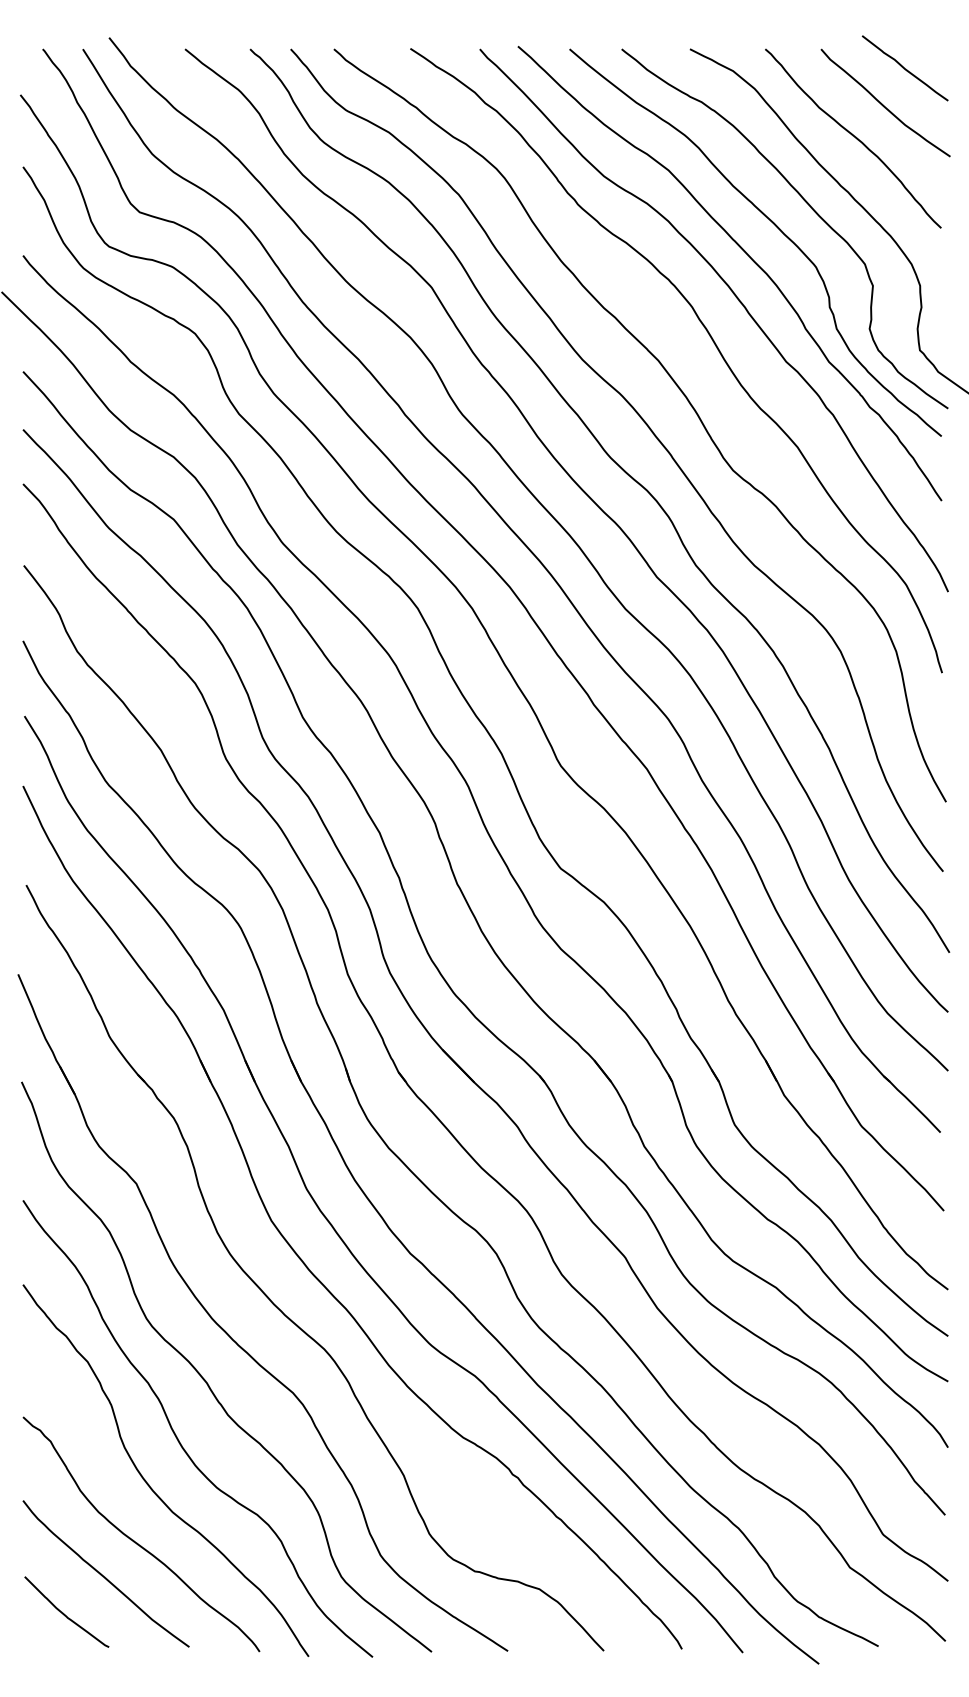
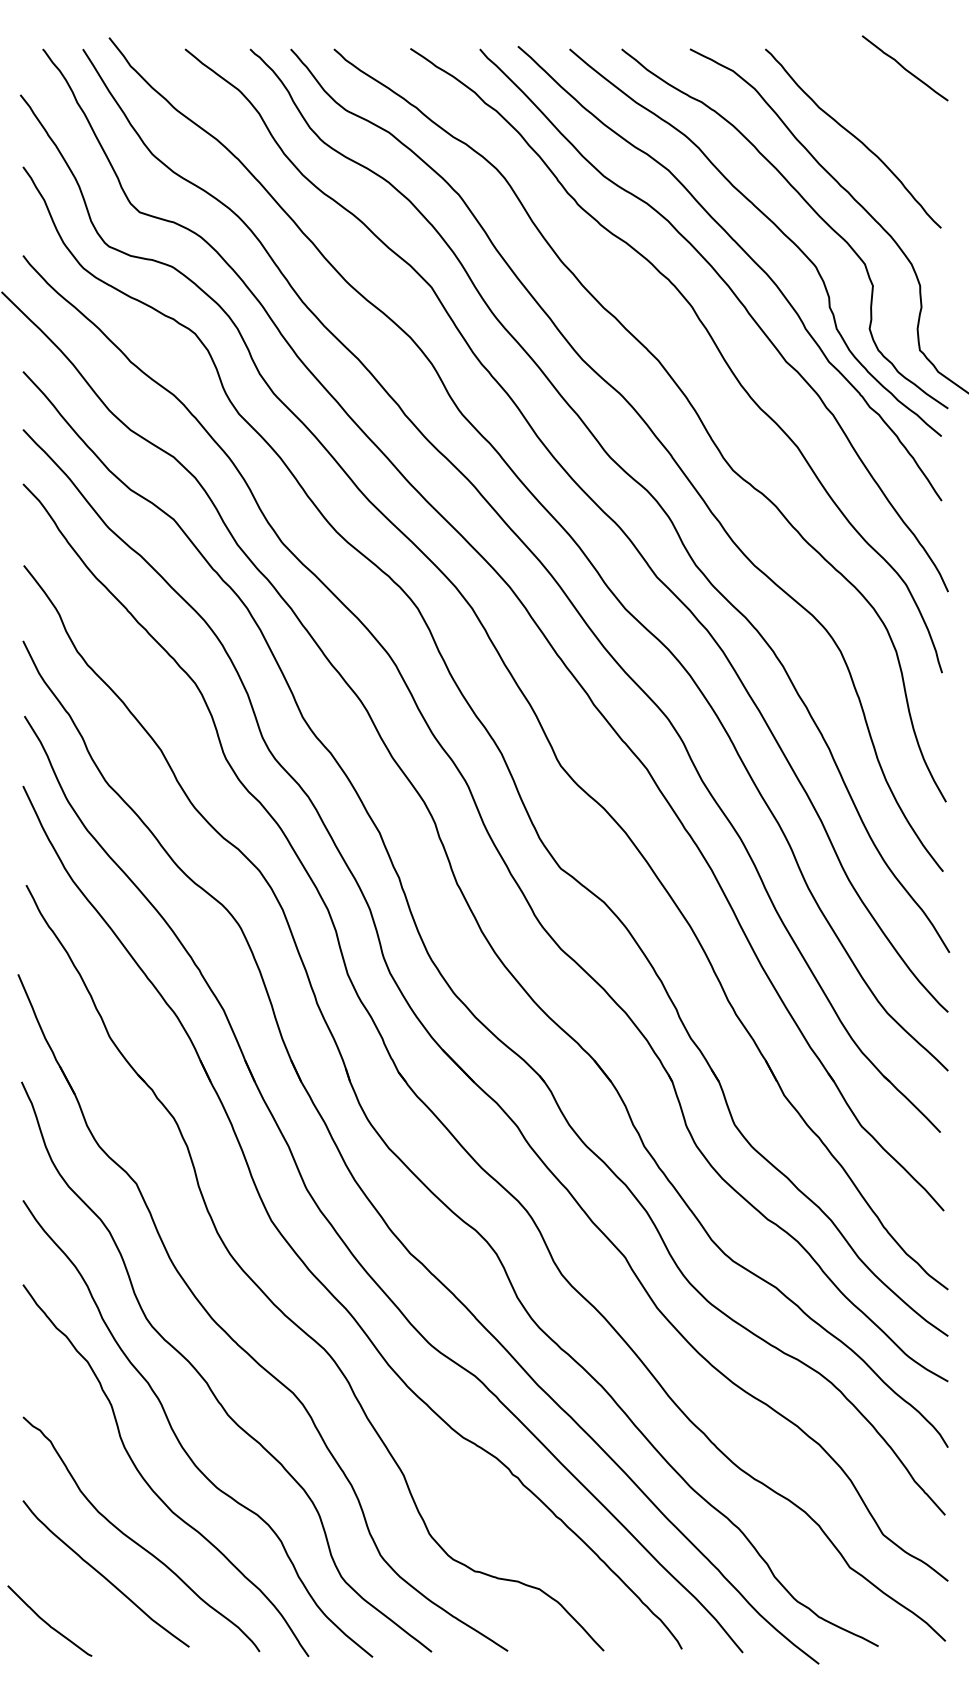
curve: present -> none (883, 104)
curve position: (64, 1613) -> (47, 1622) (47, 1622)
